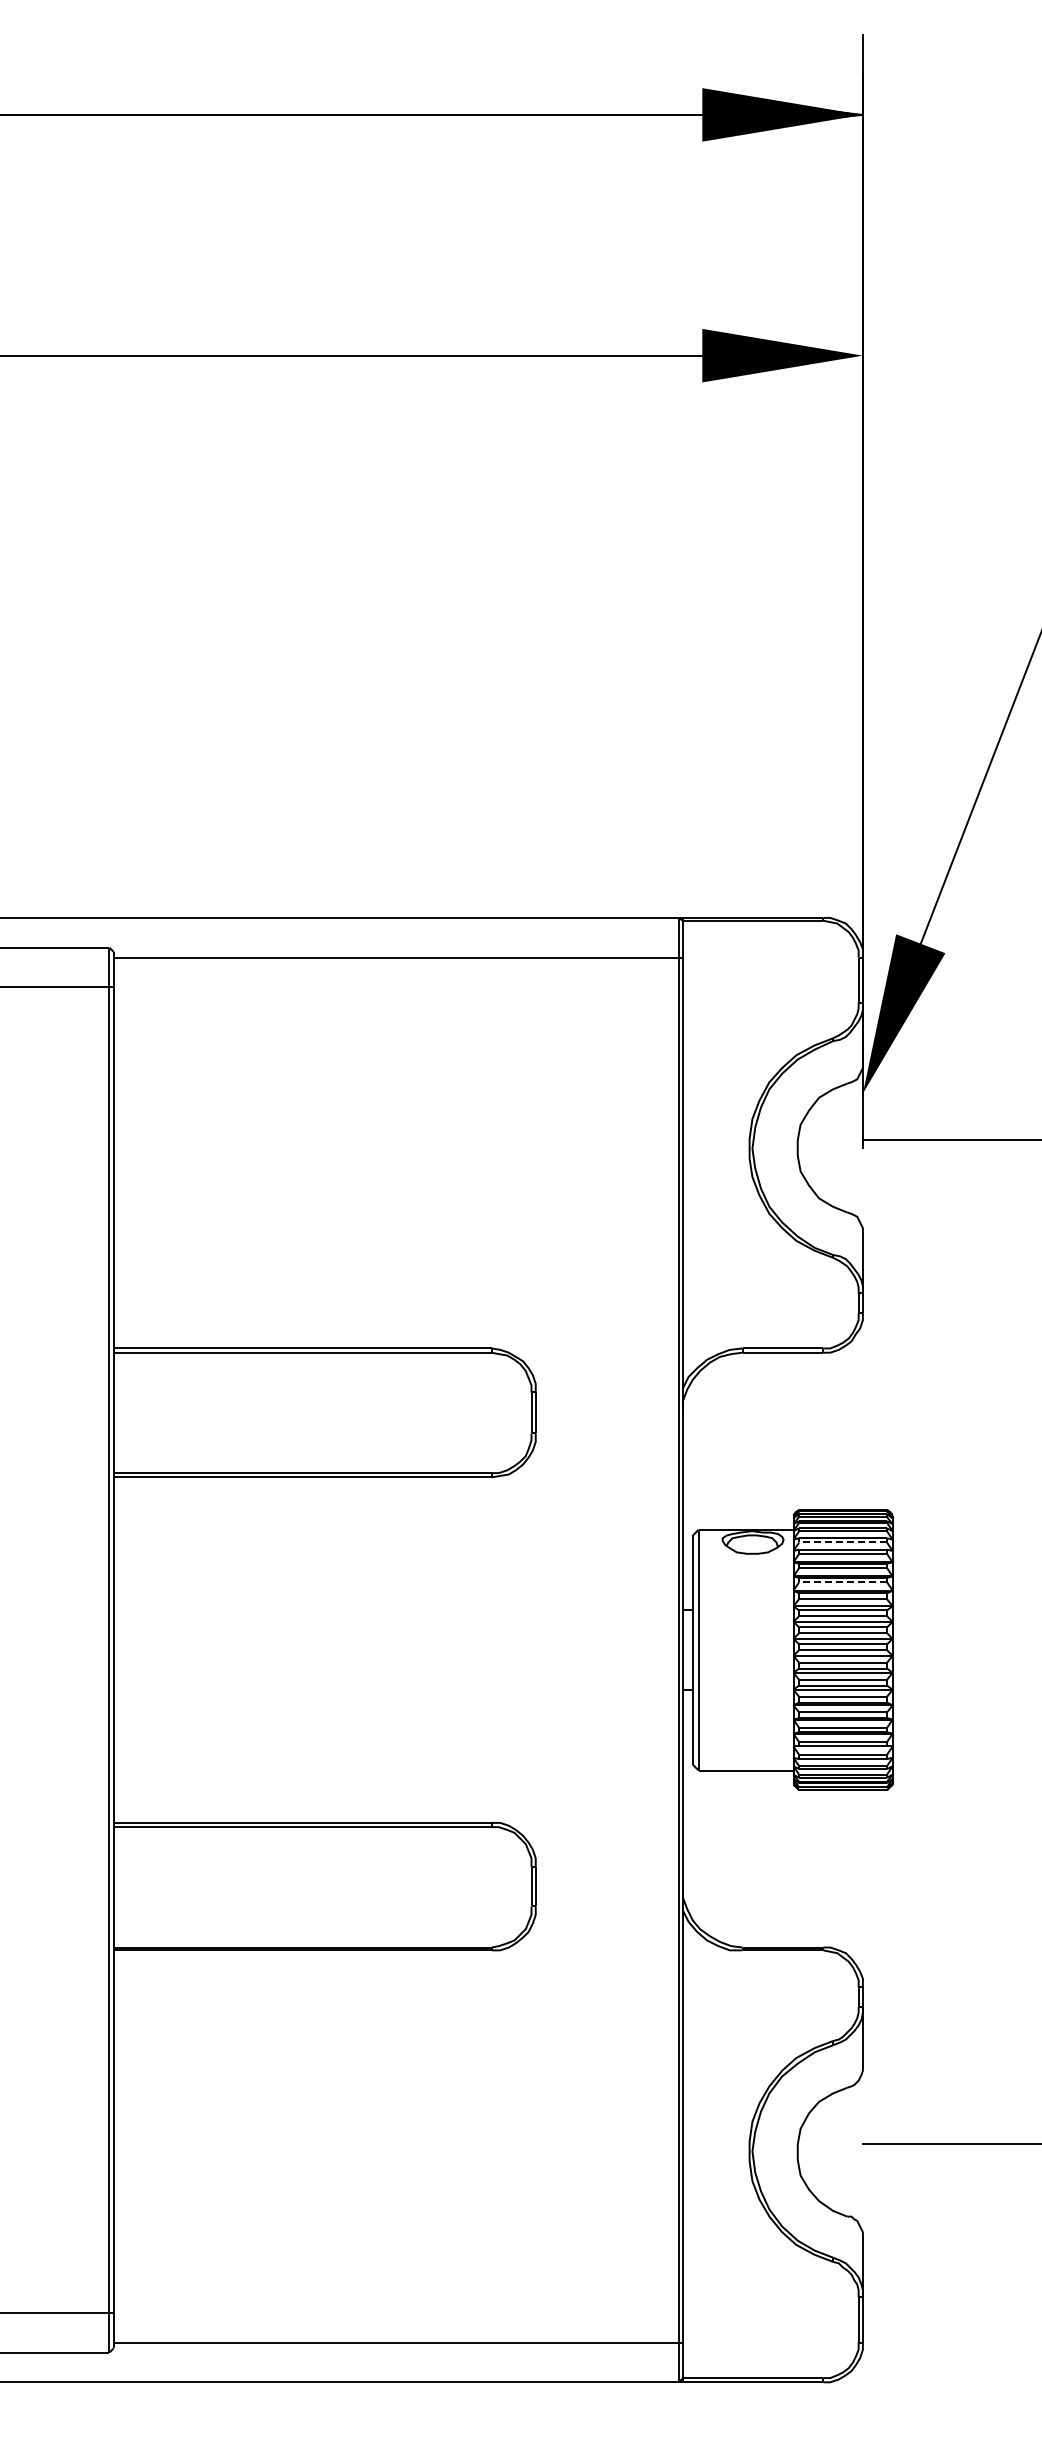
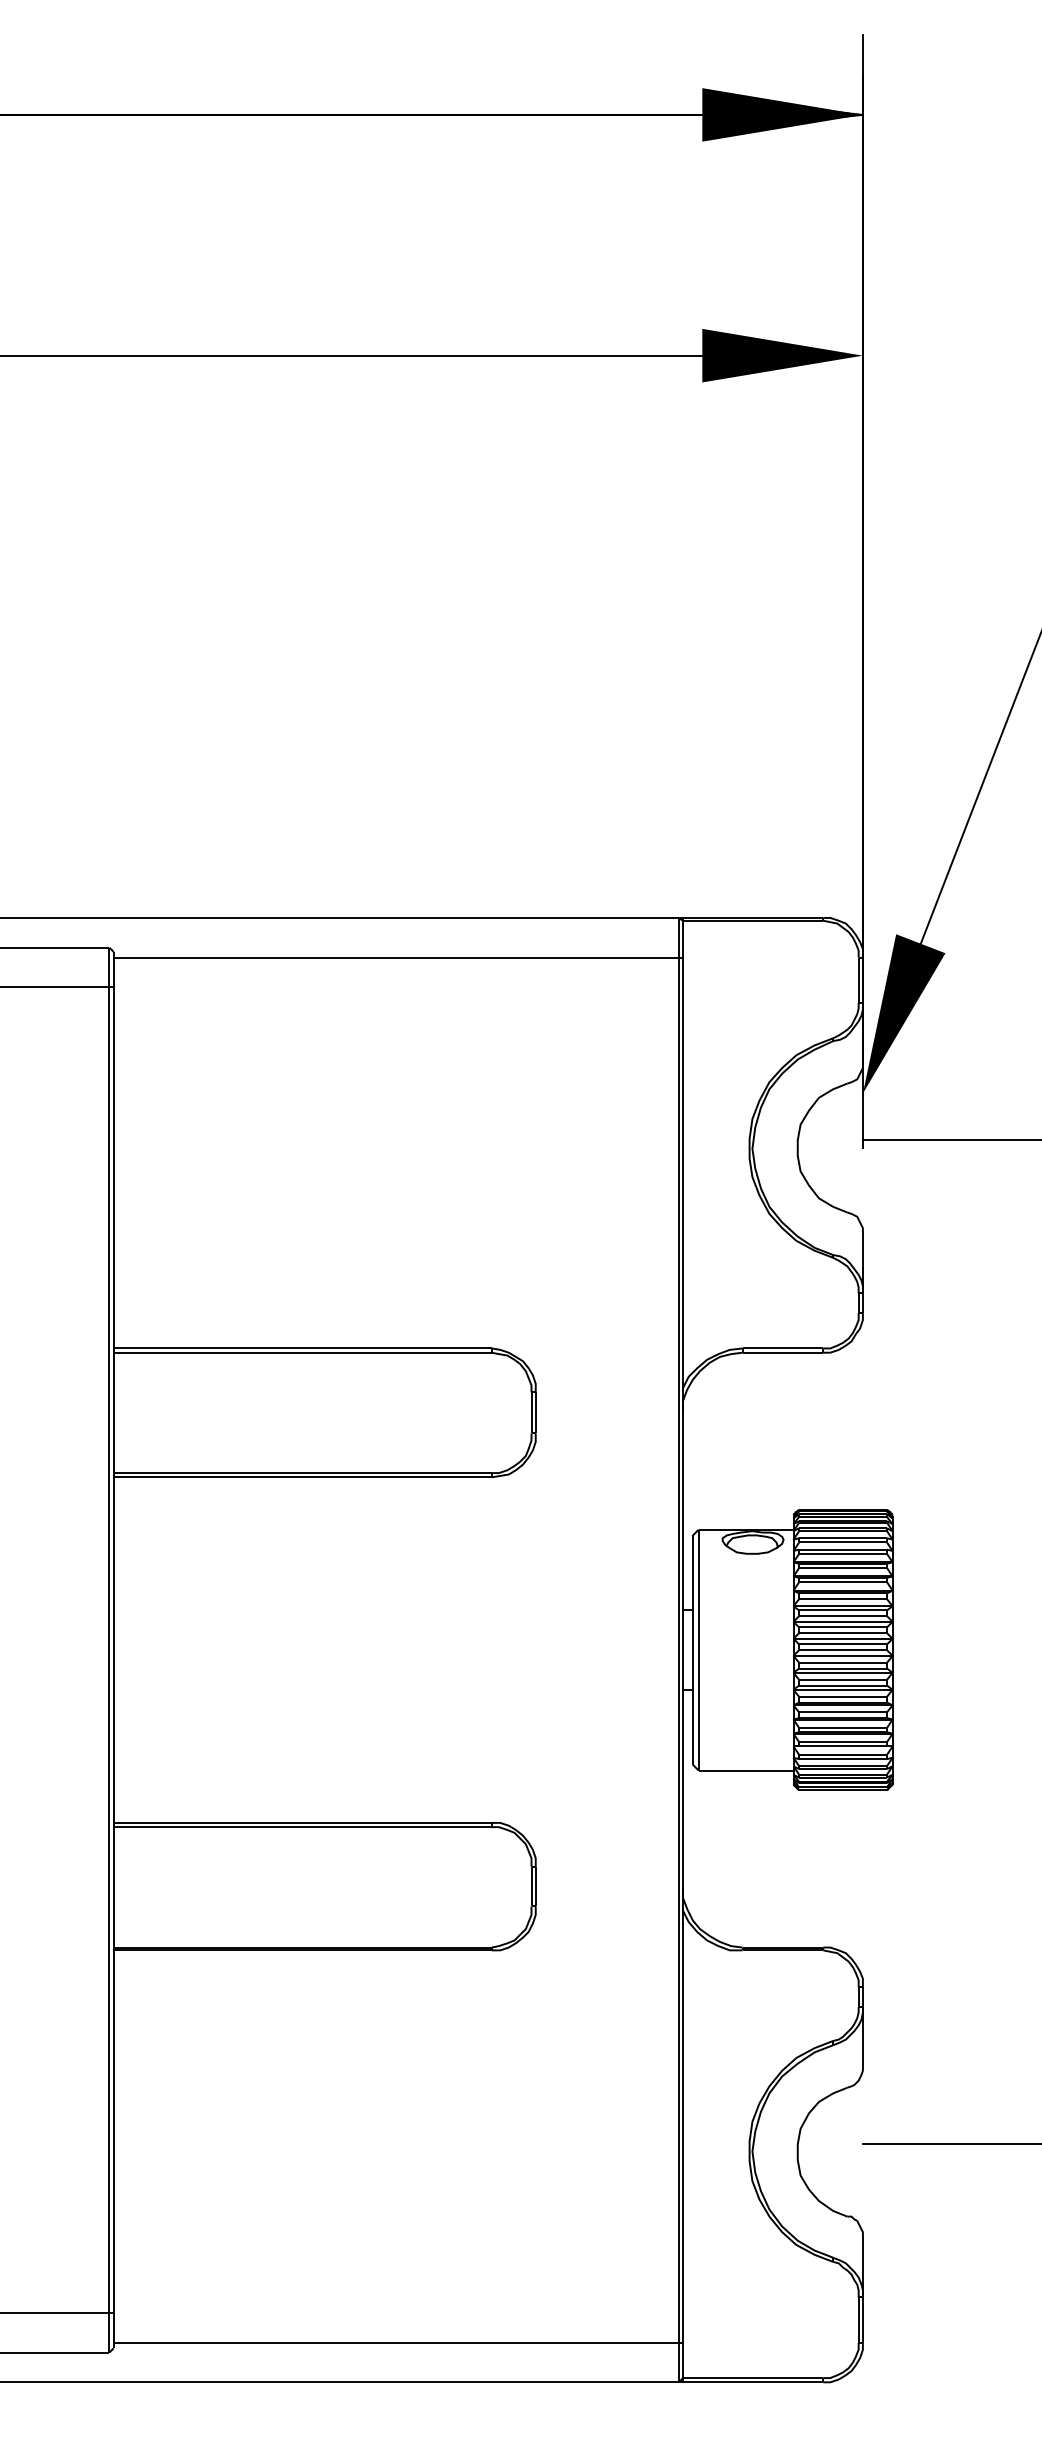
line: dashed -> solid (843, 1542)
line: dashed -> solid (843, 1582)
